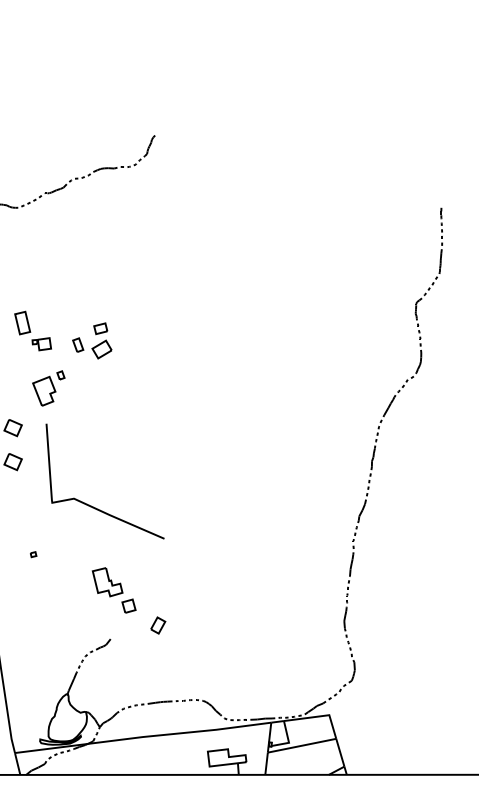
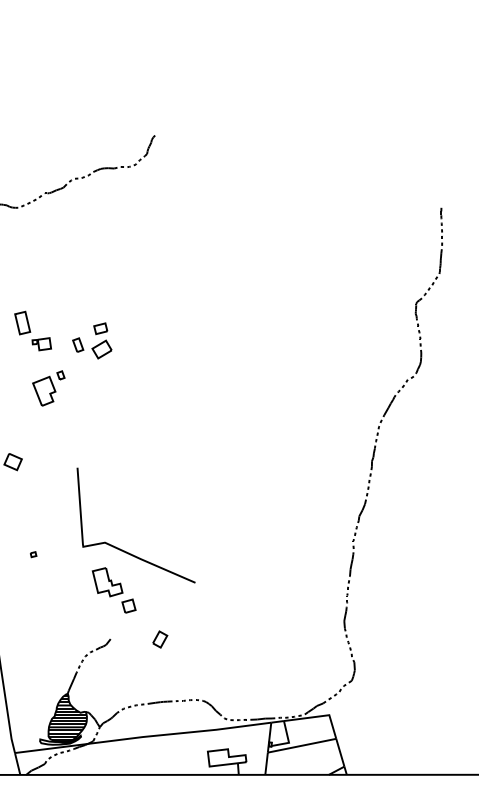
part: present -> none (12, 428)
curve position: (91, 505) -> (122, 549) (122, 549)
part position: (158, 625) -> (160, 639) (160, 639)
hatch: none -> present (67, 717)
